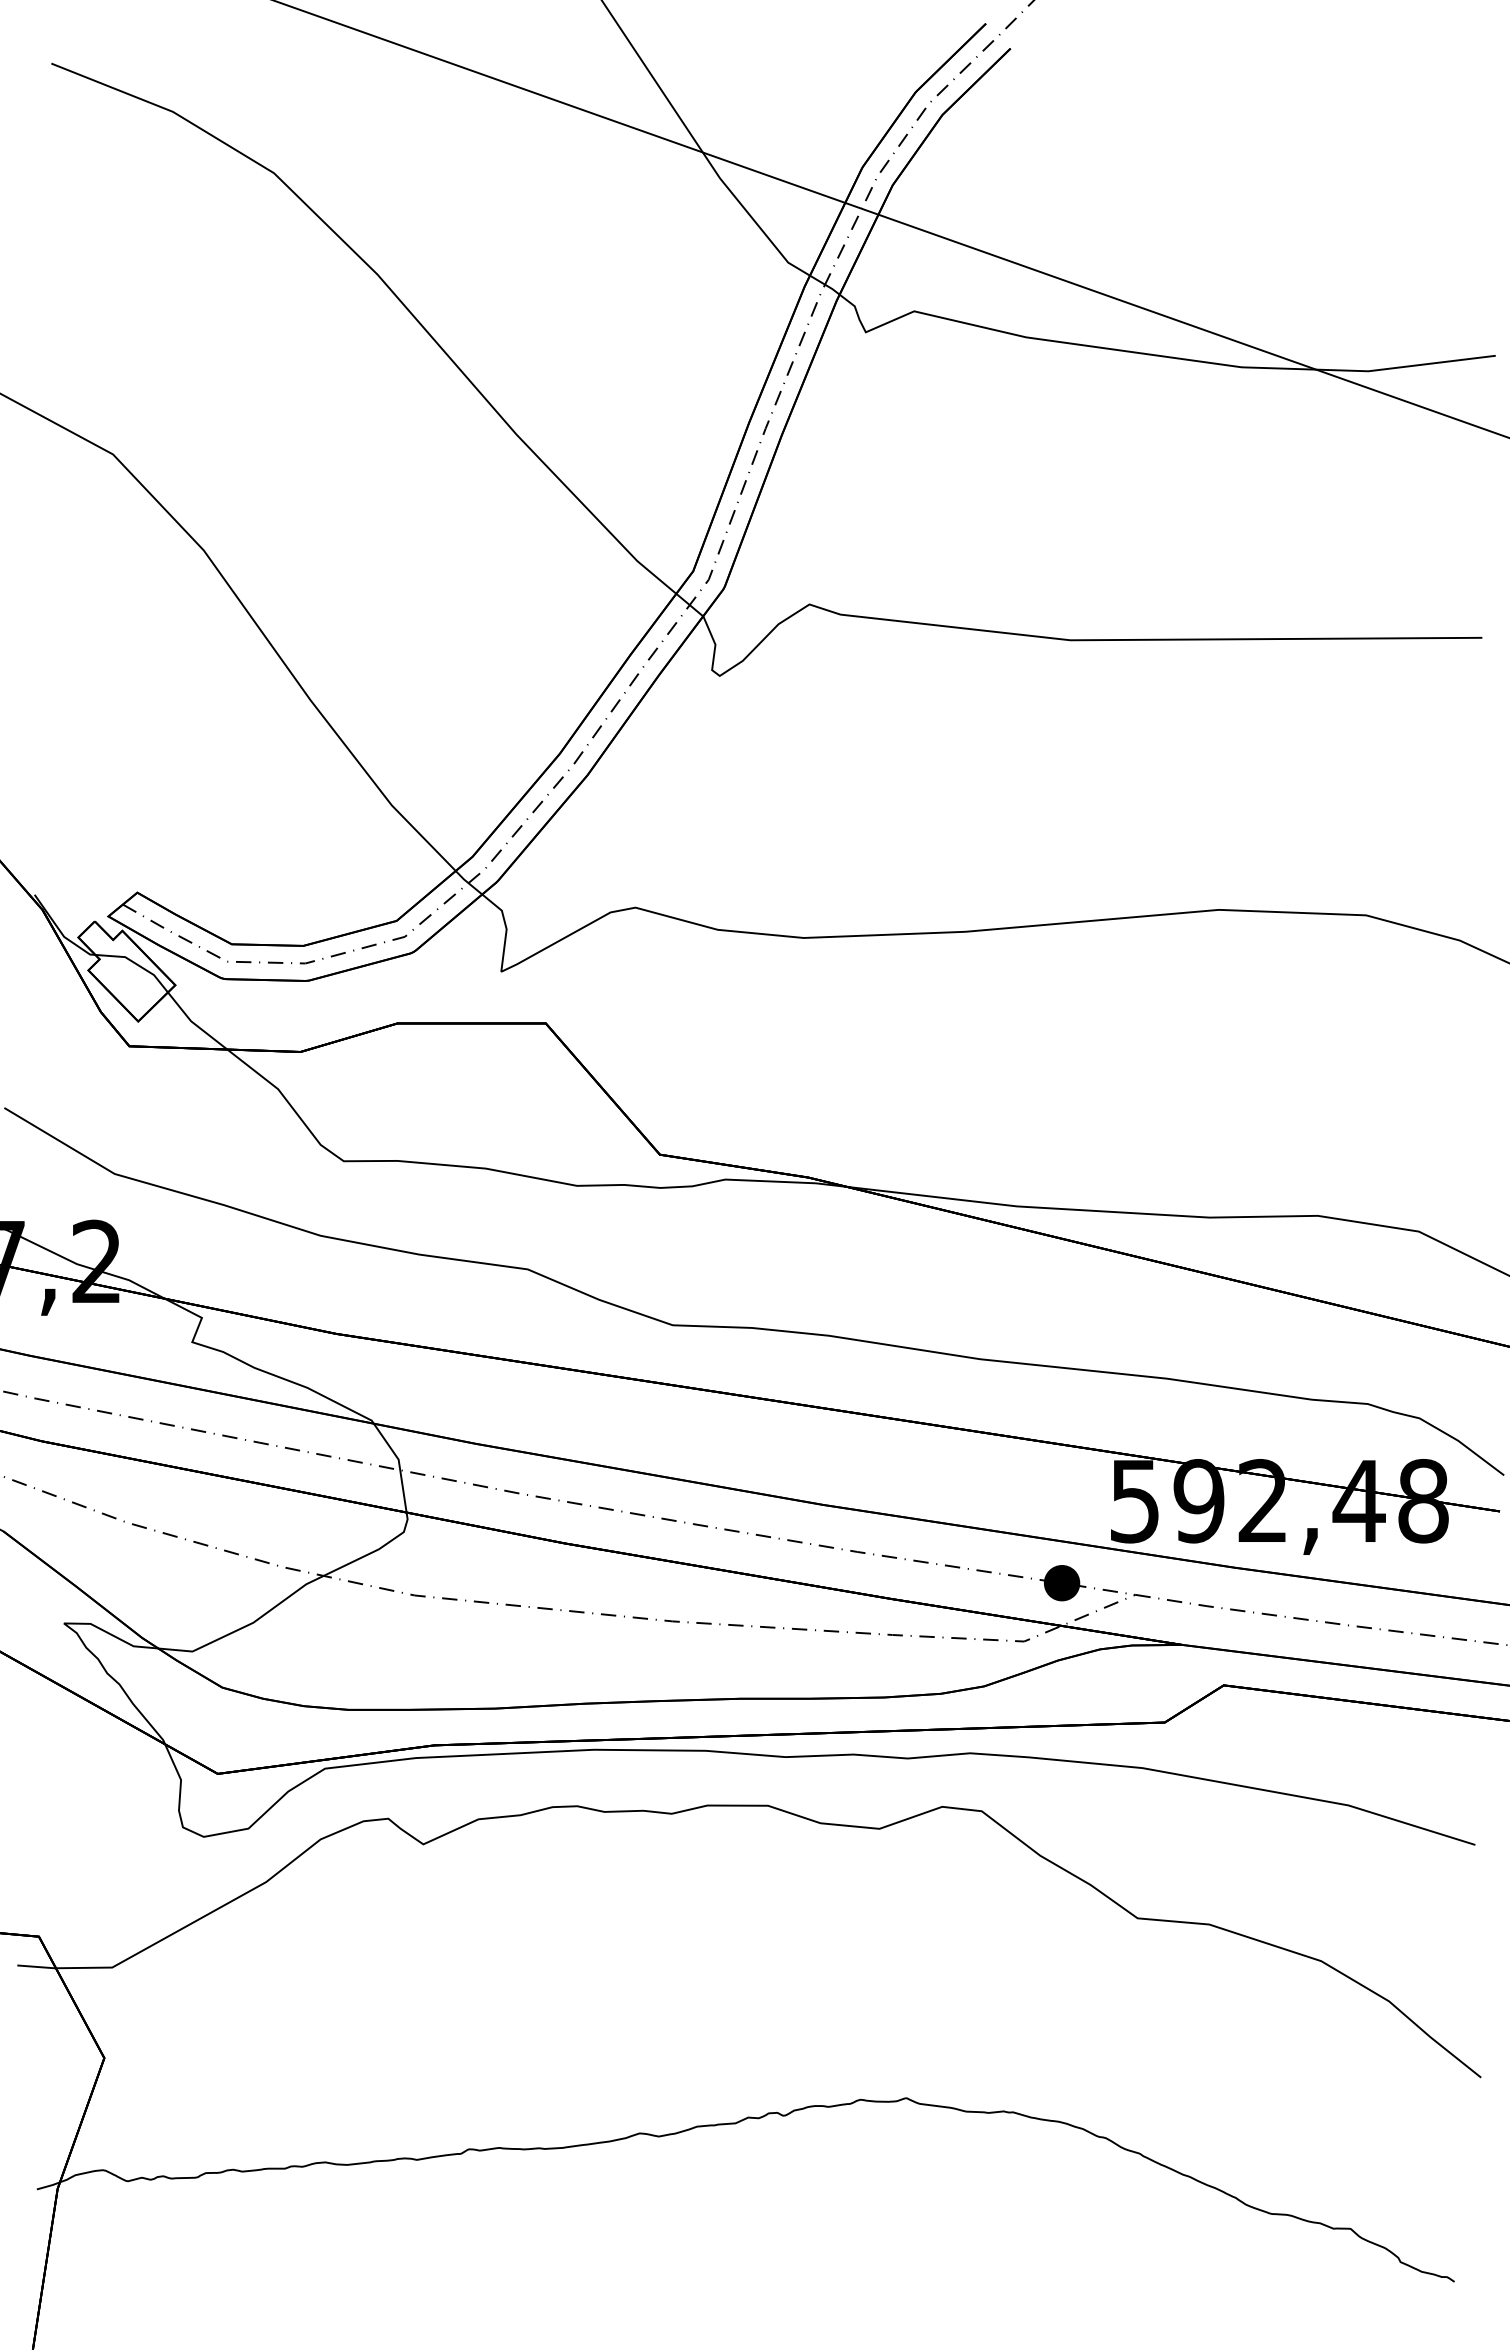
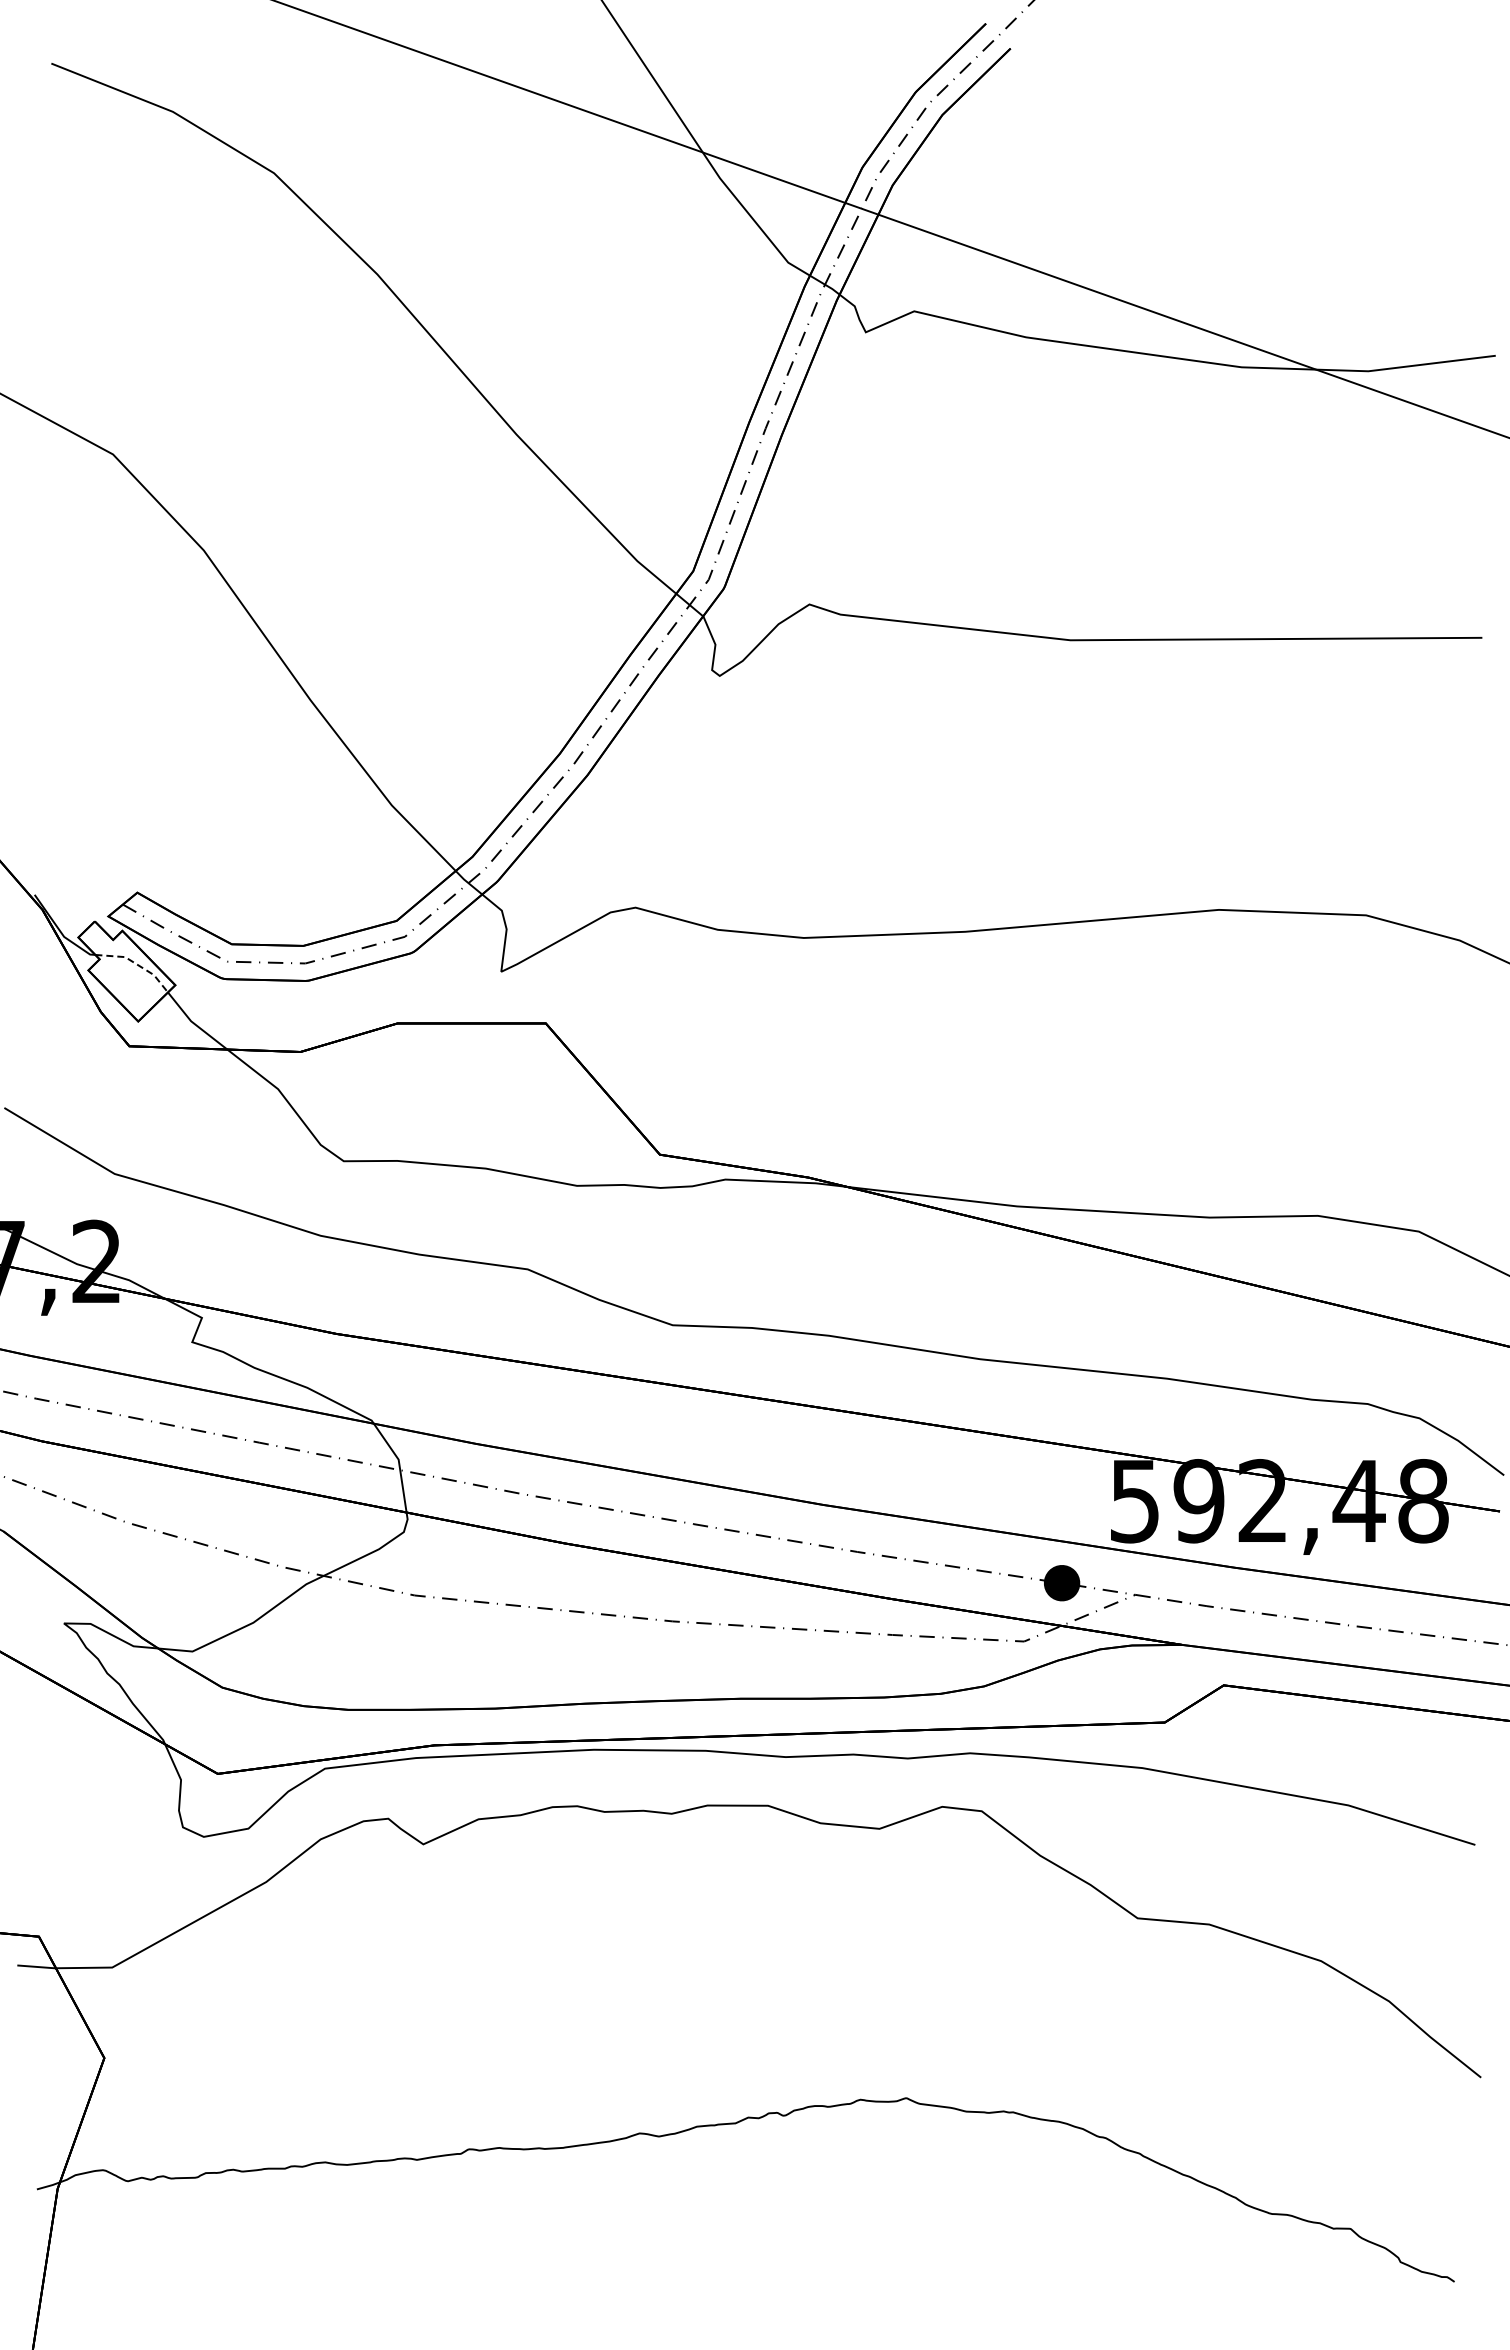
line: solid -> dashed (137, 964)
